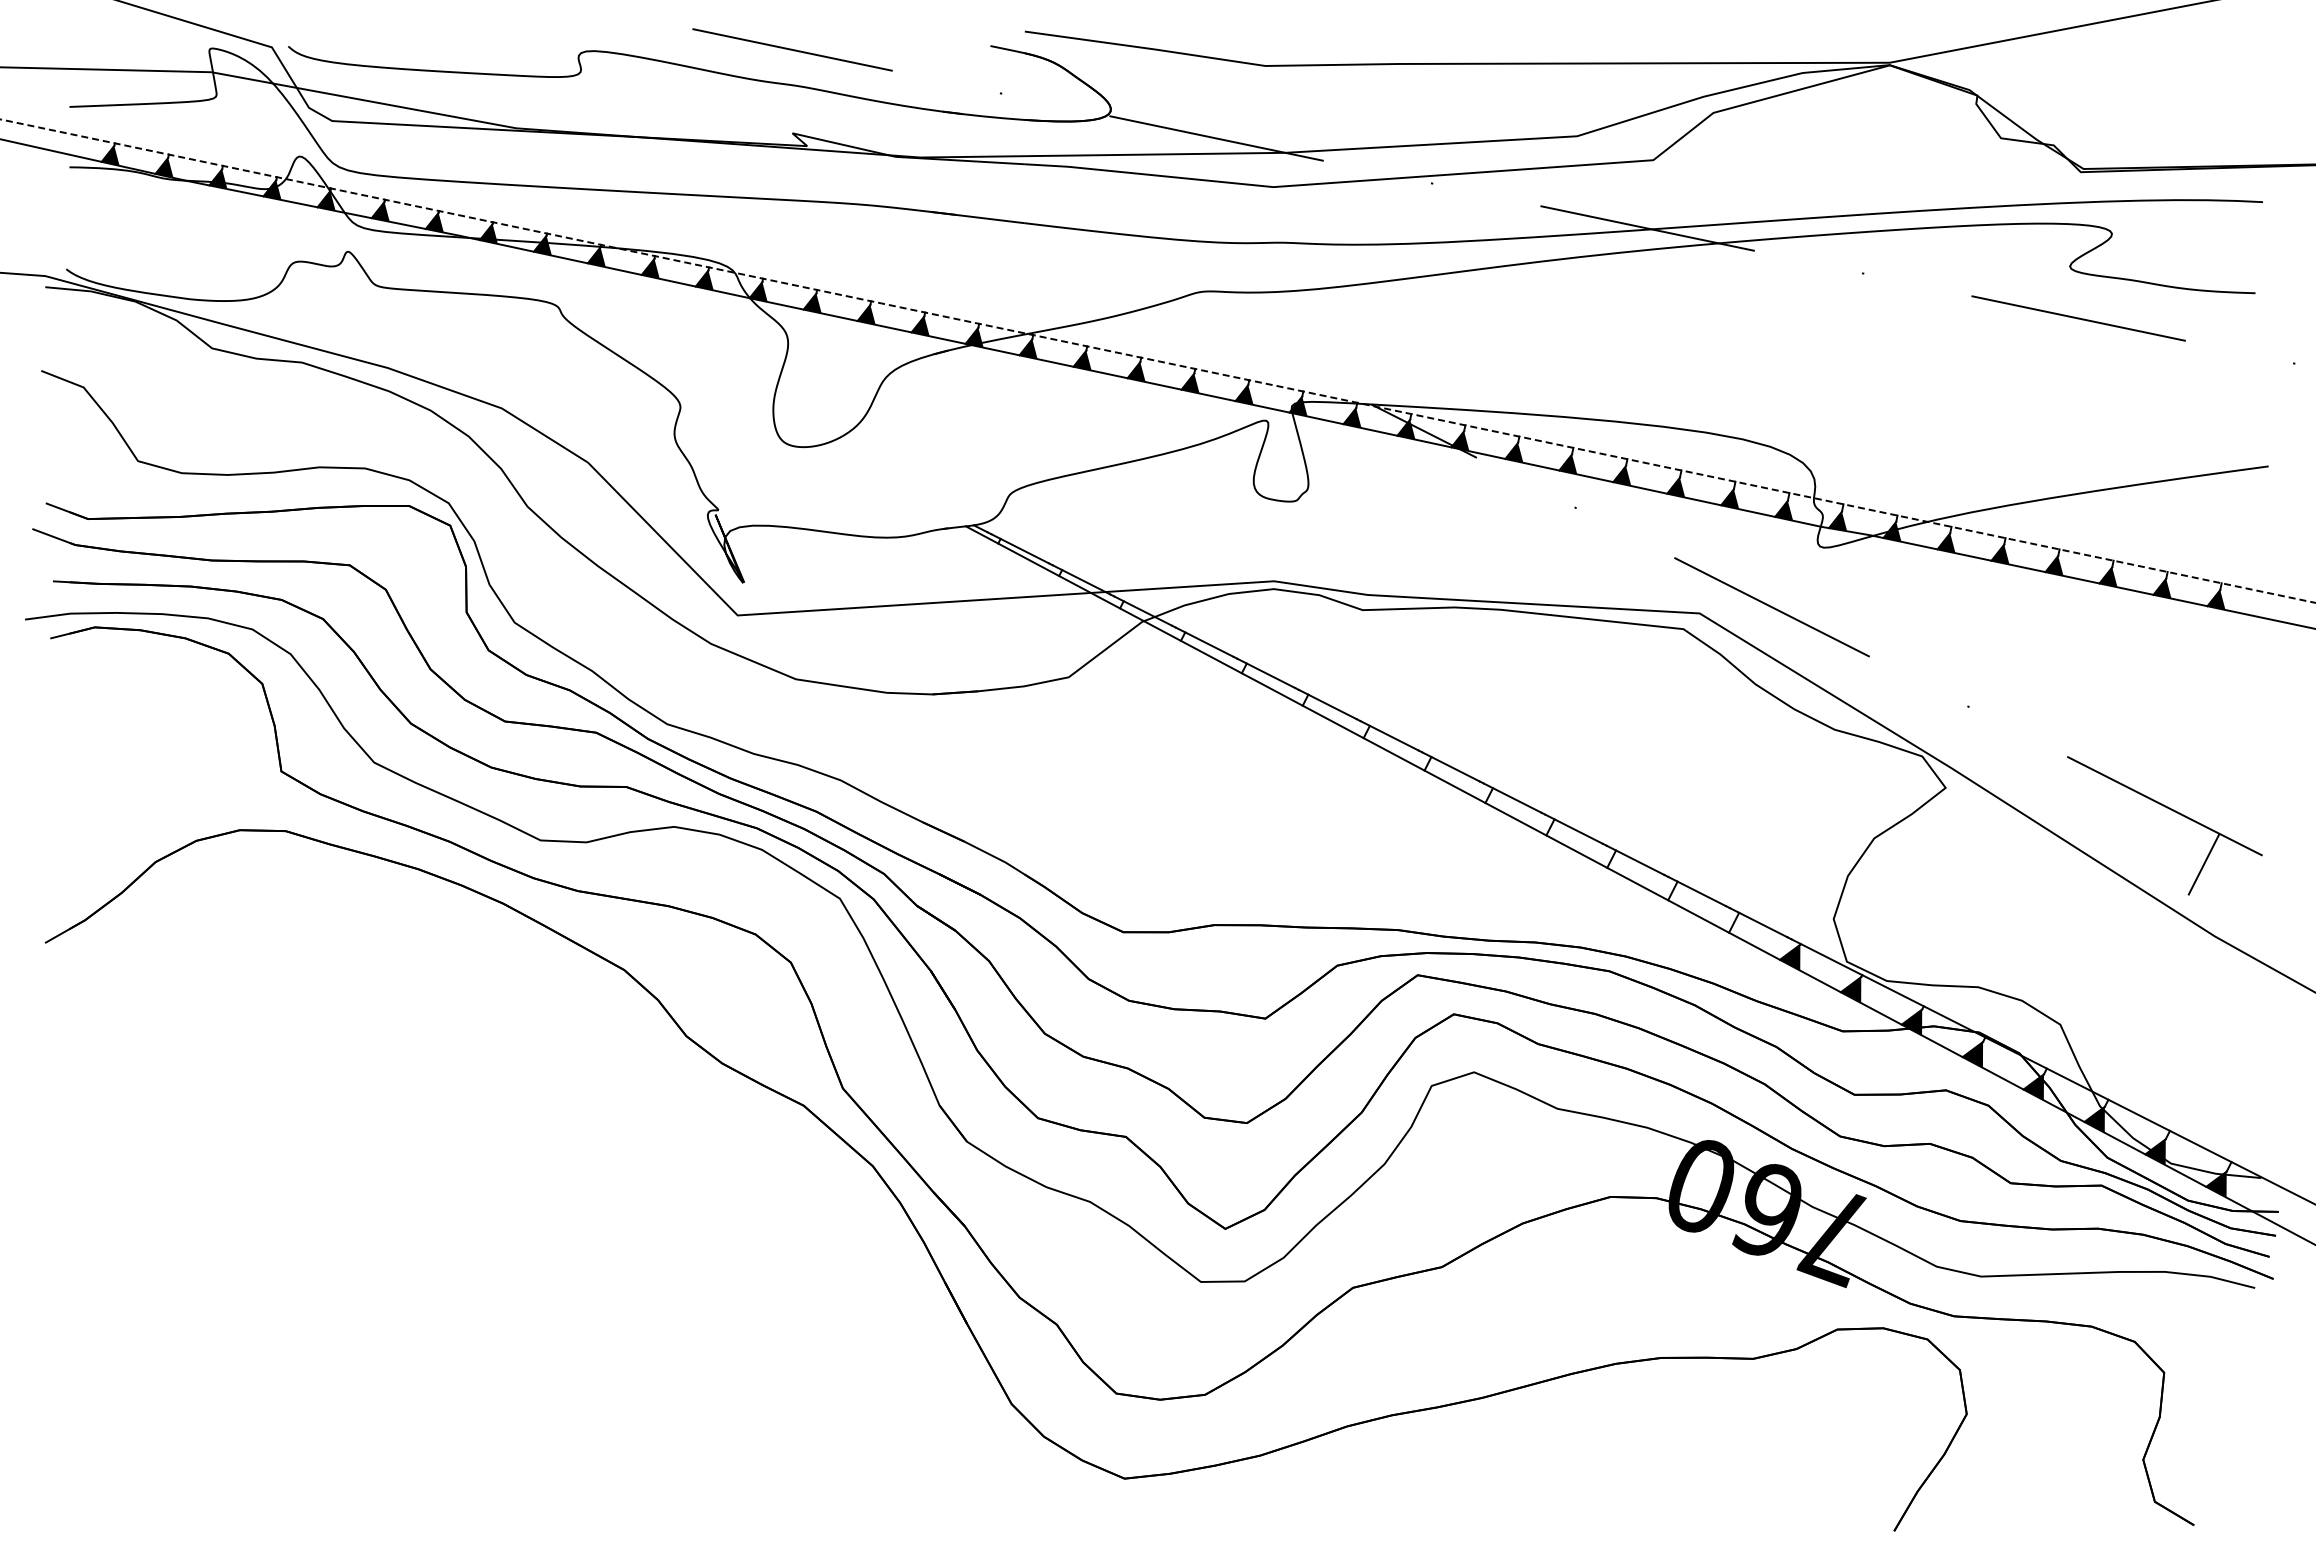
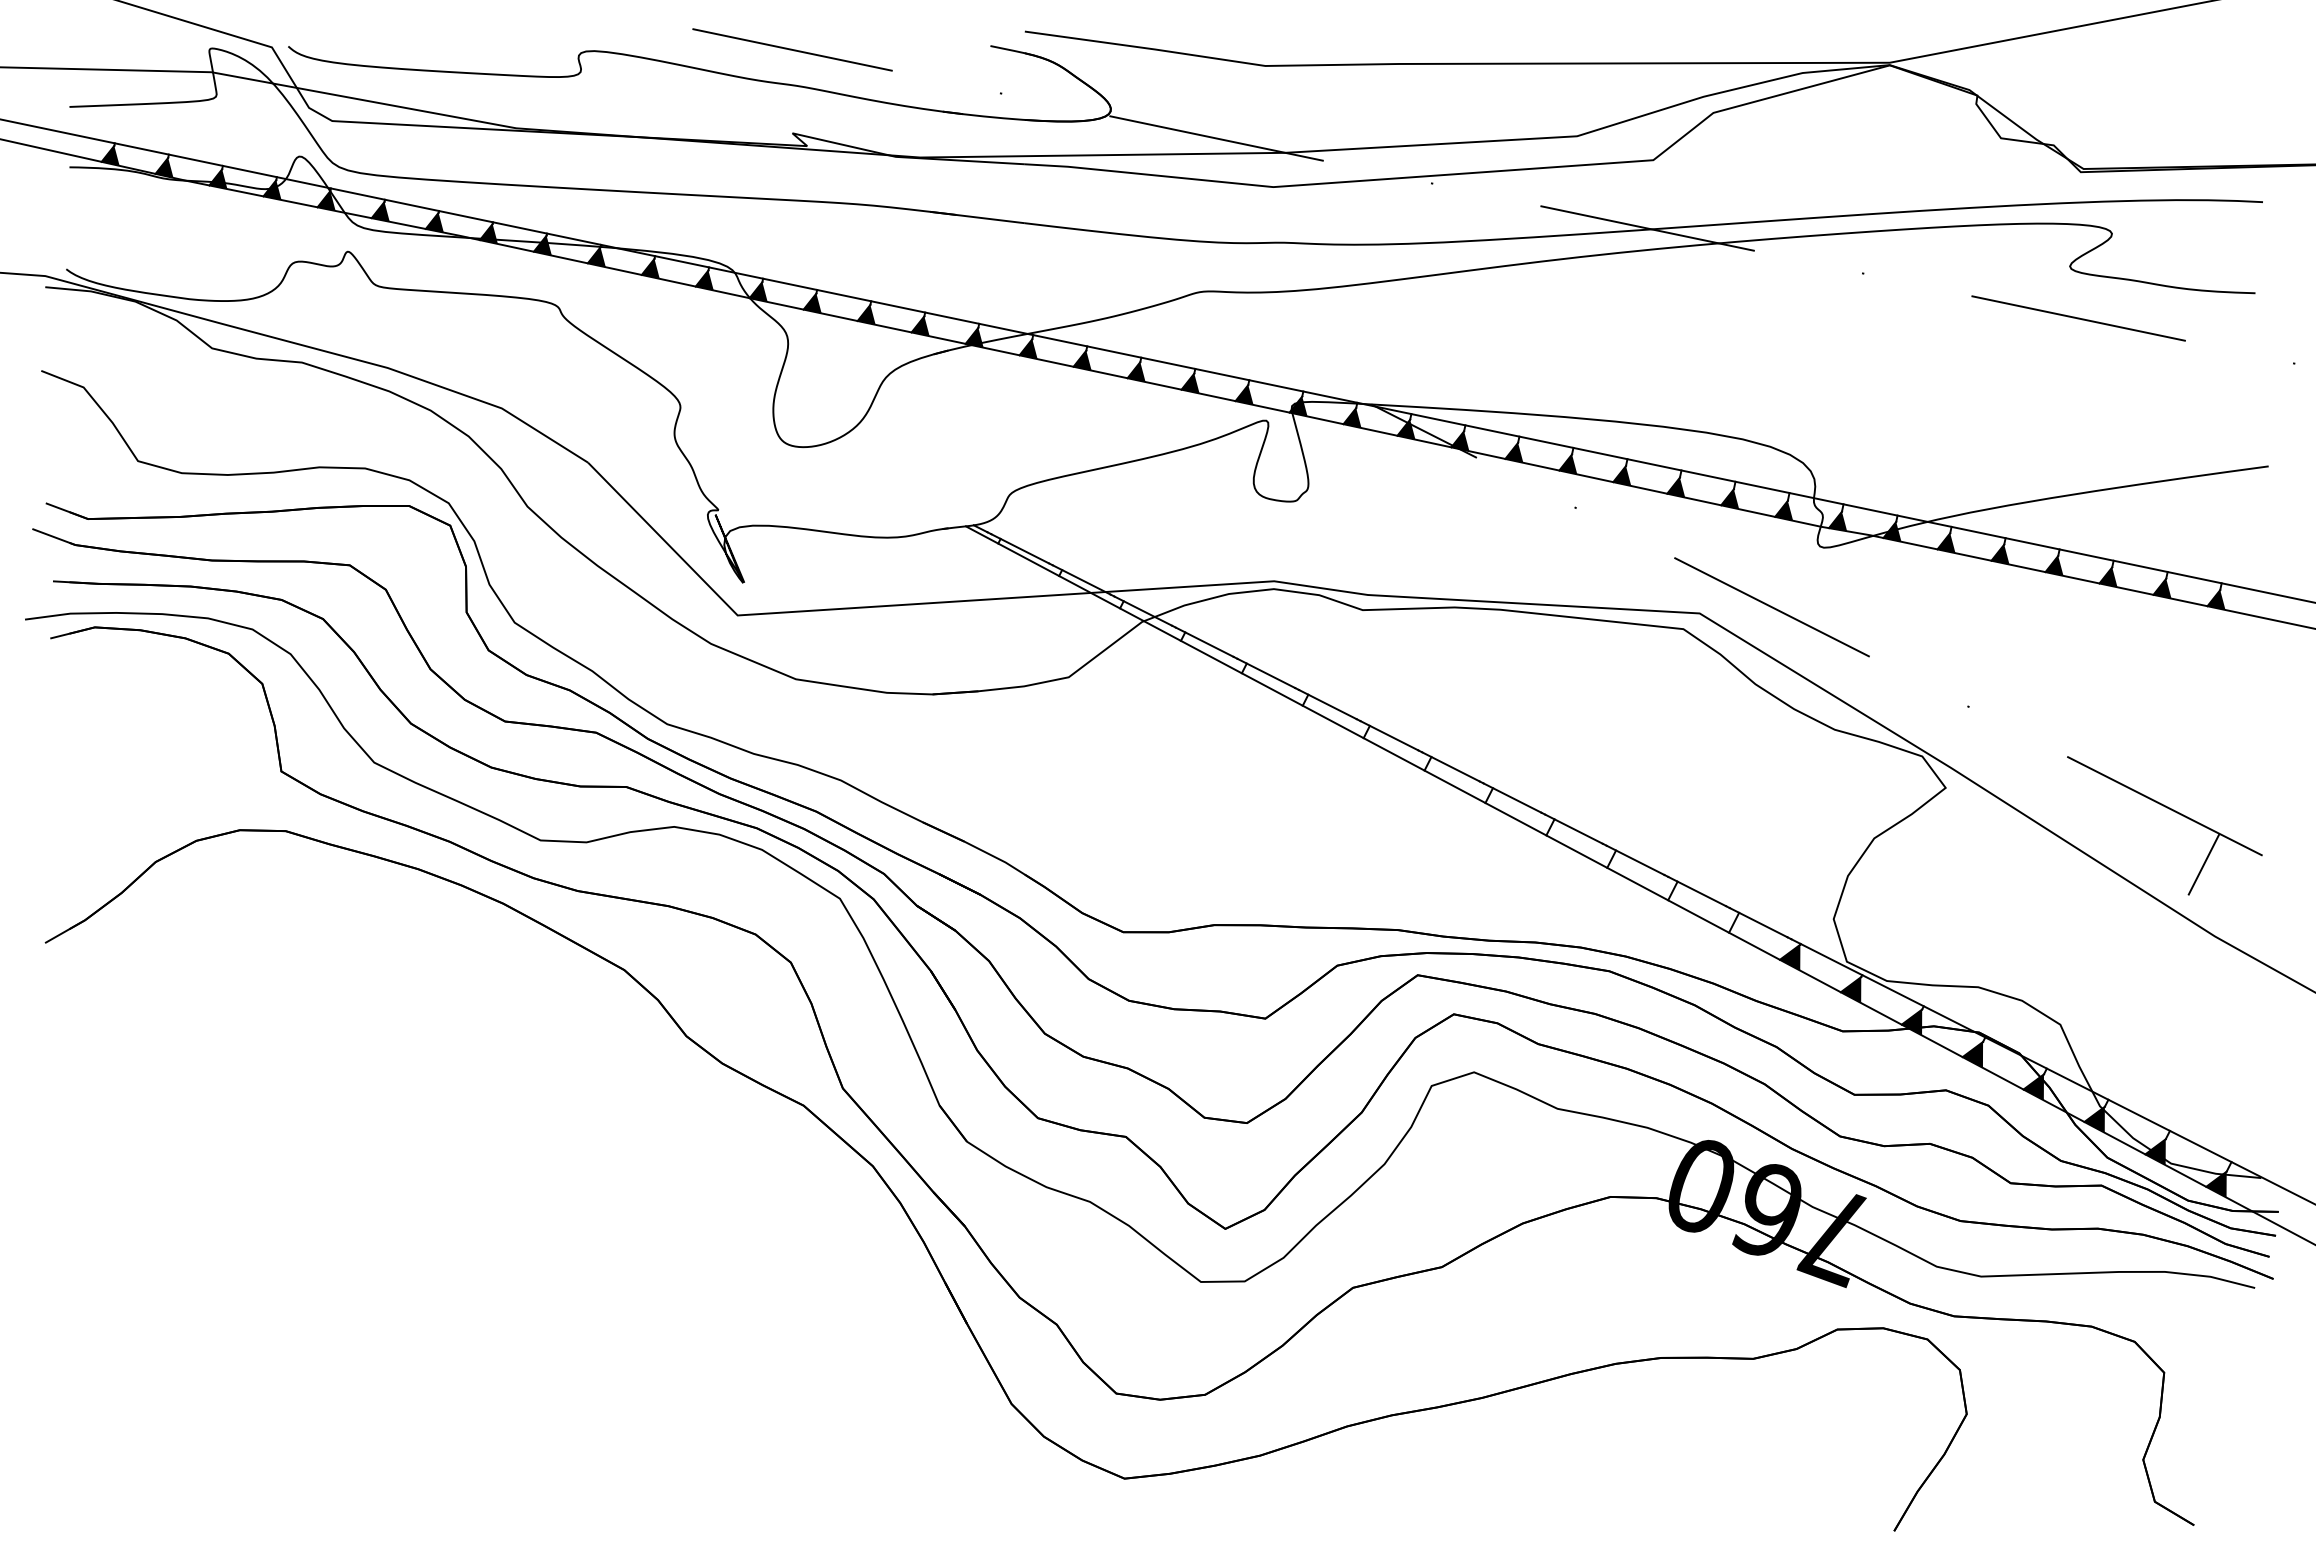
line: dashed -> solid (1158, 361)
